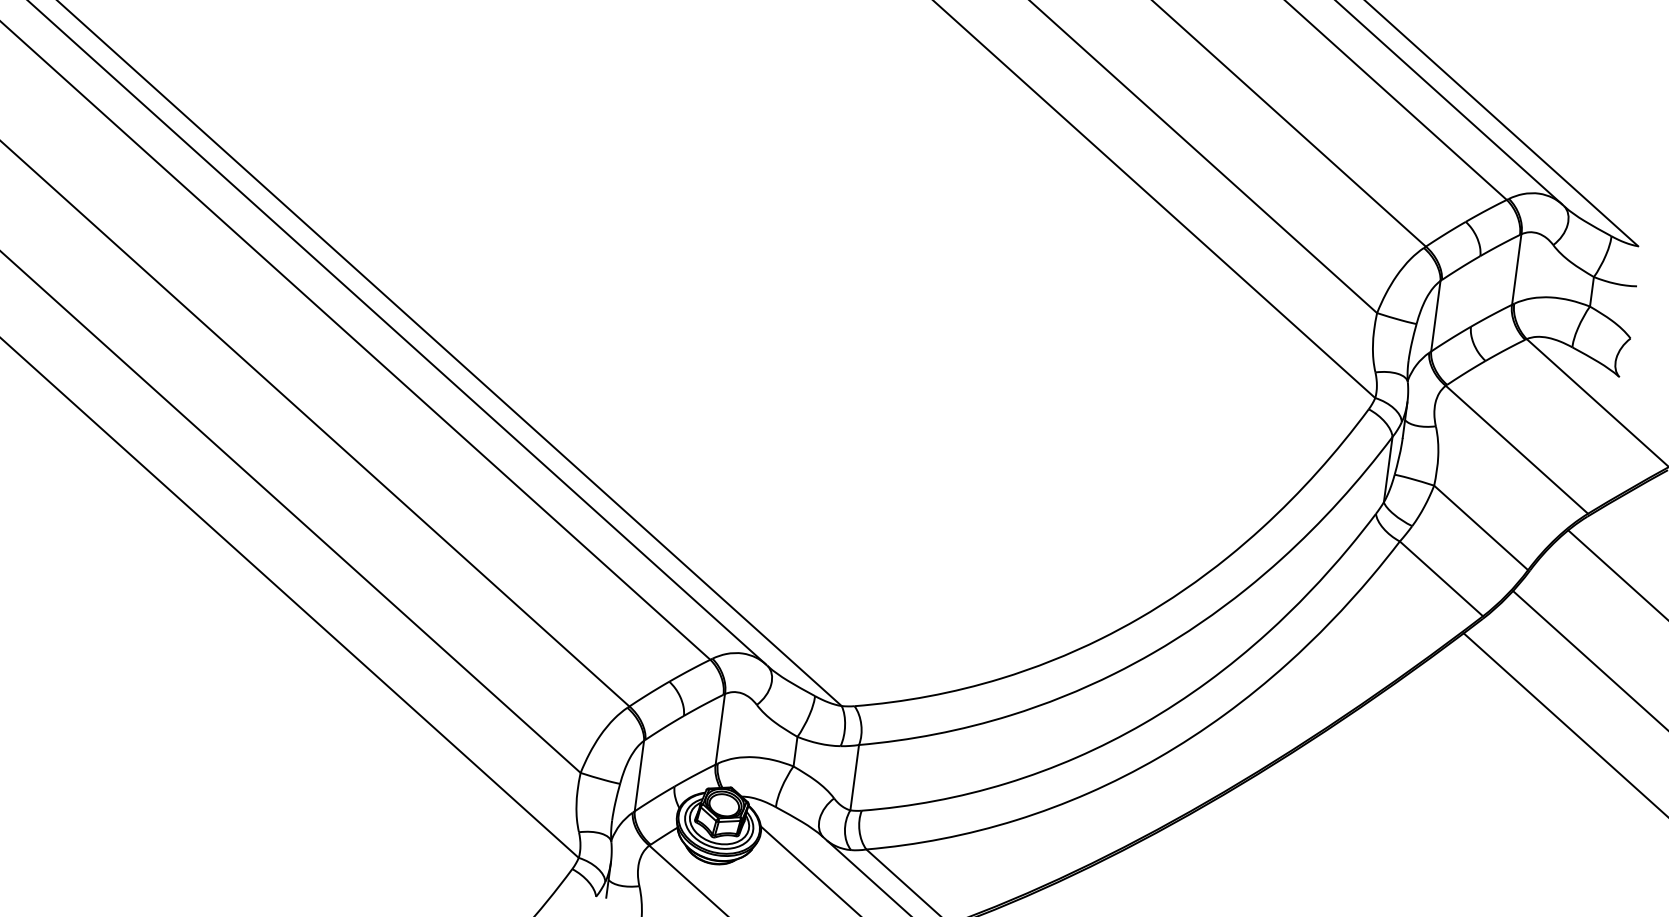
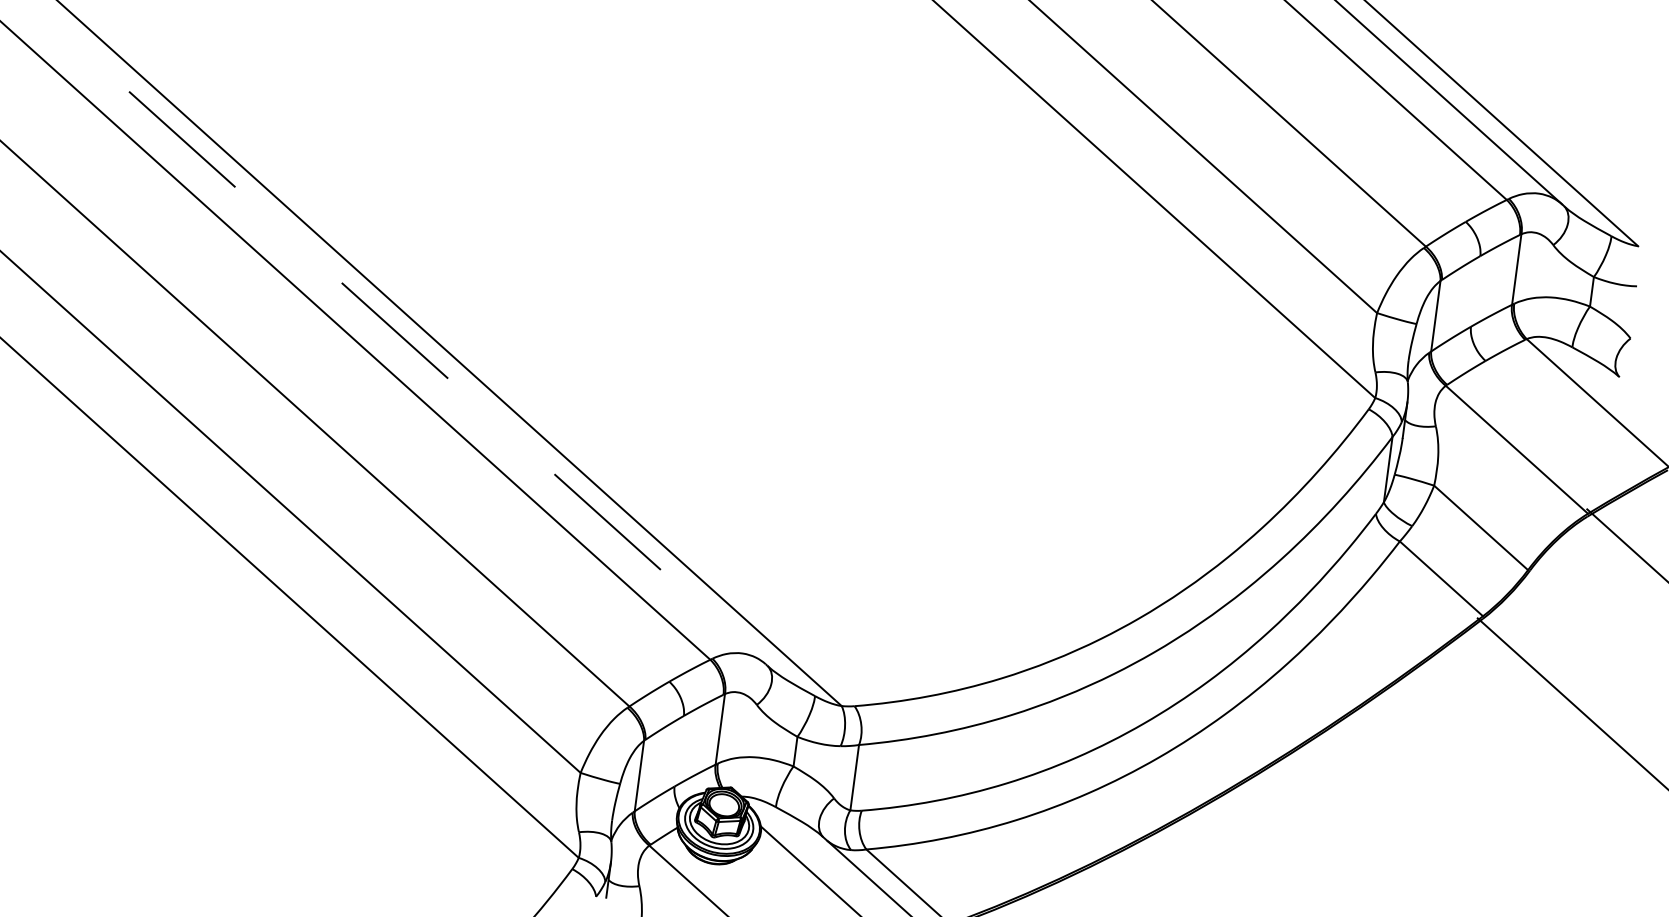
line: solid -> dashed (397, 332)
line position: (1616, 574) -> (1626, 544) (1626, 544)
line: present -> none (1589, 659)
line position: (1564, 723) -> (1571, 702) (1571, 702)
